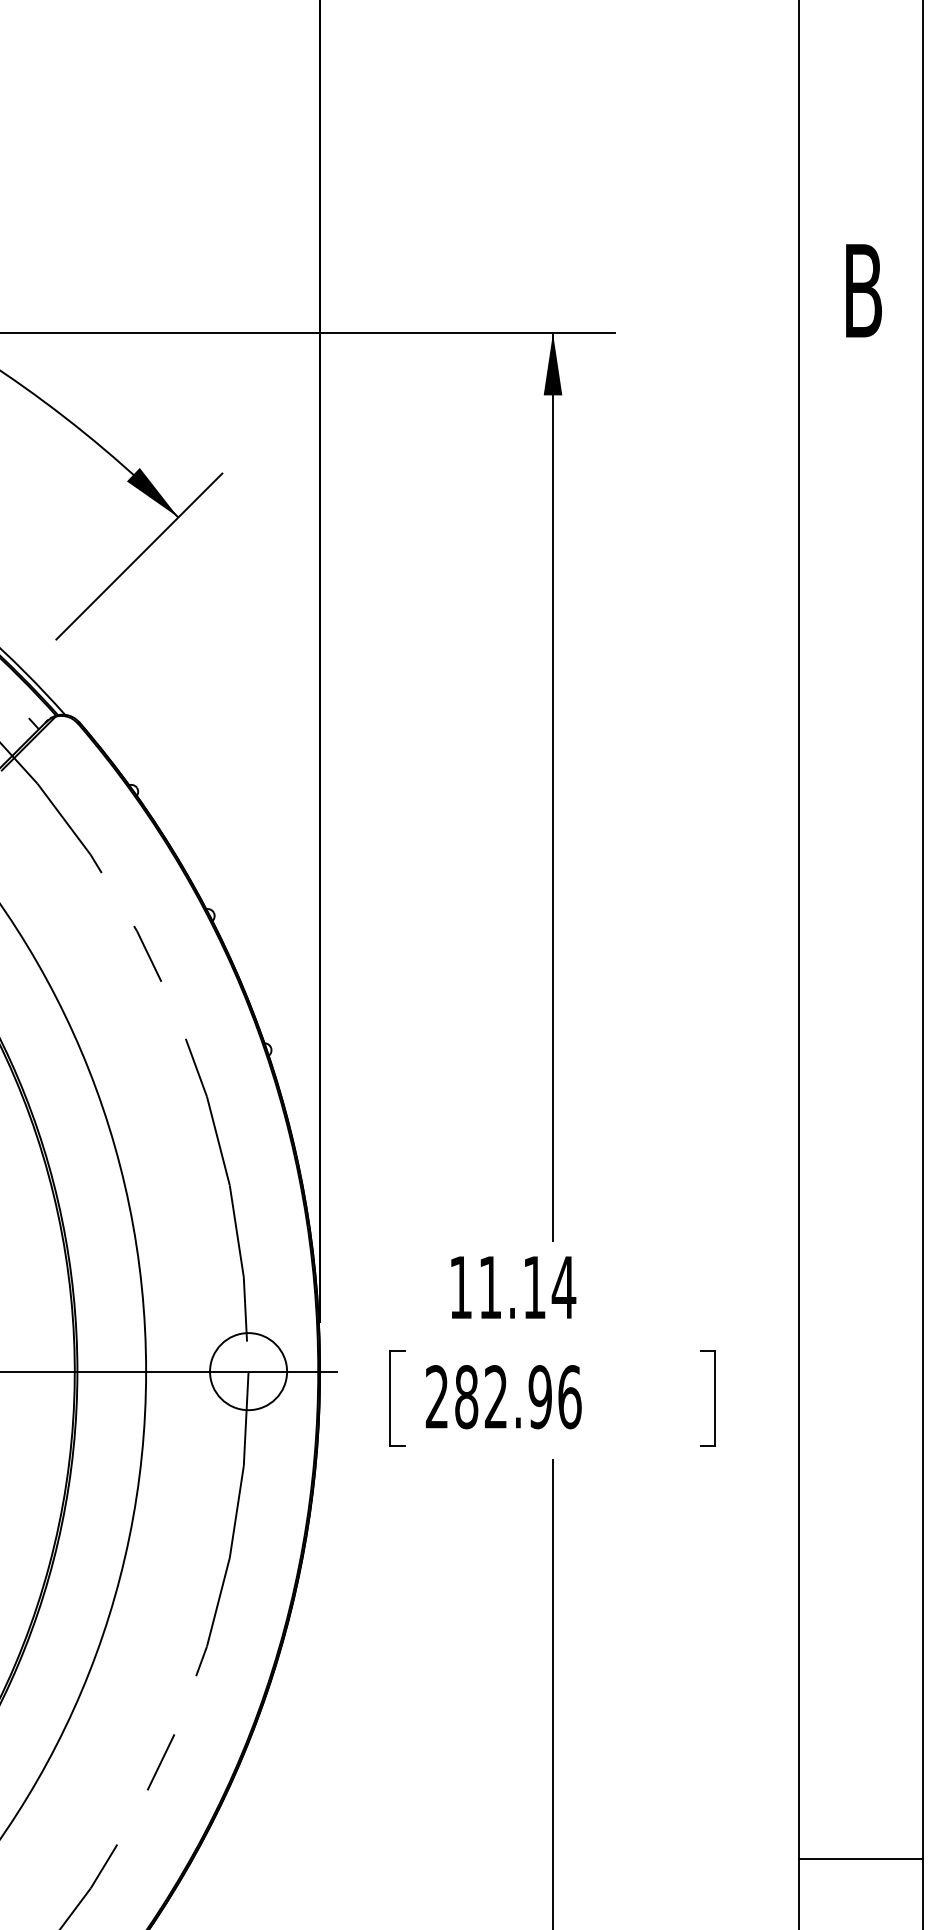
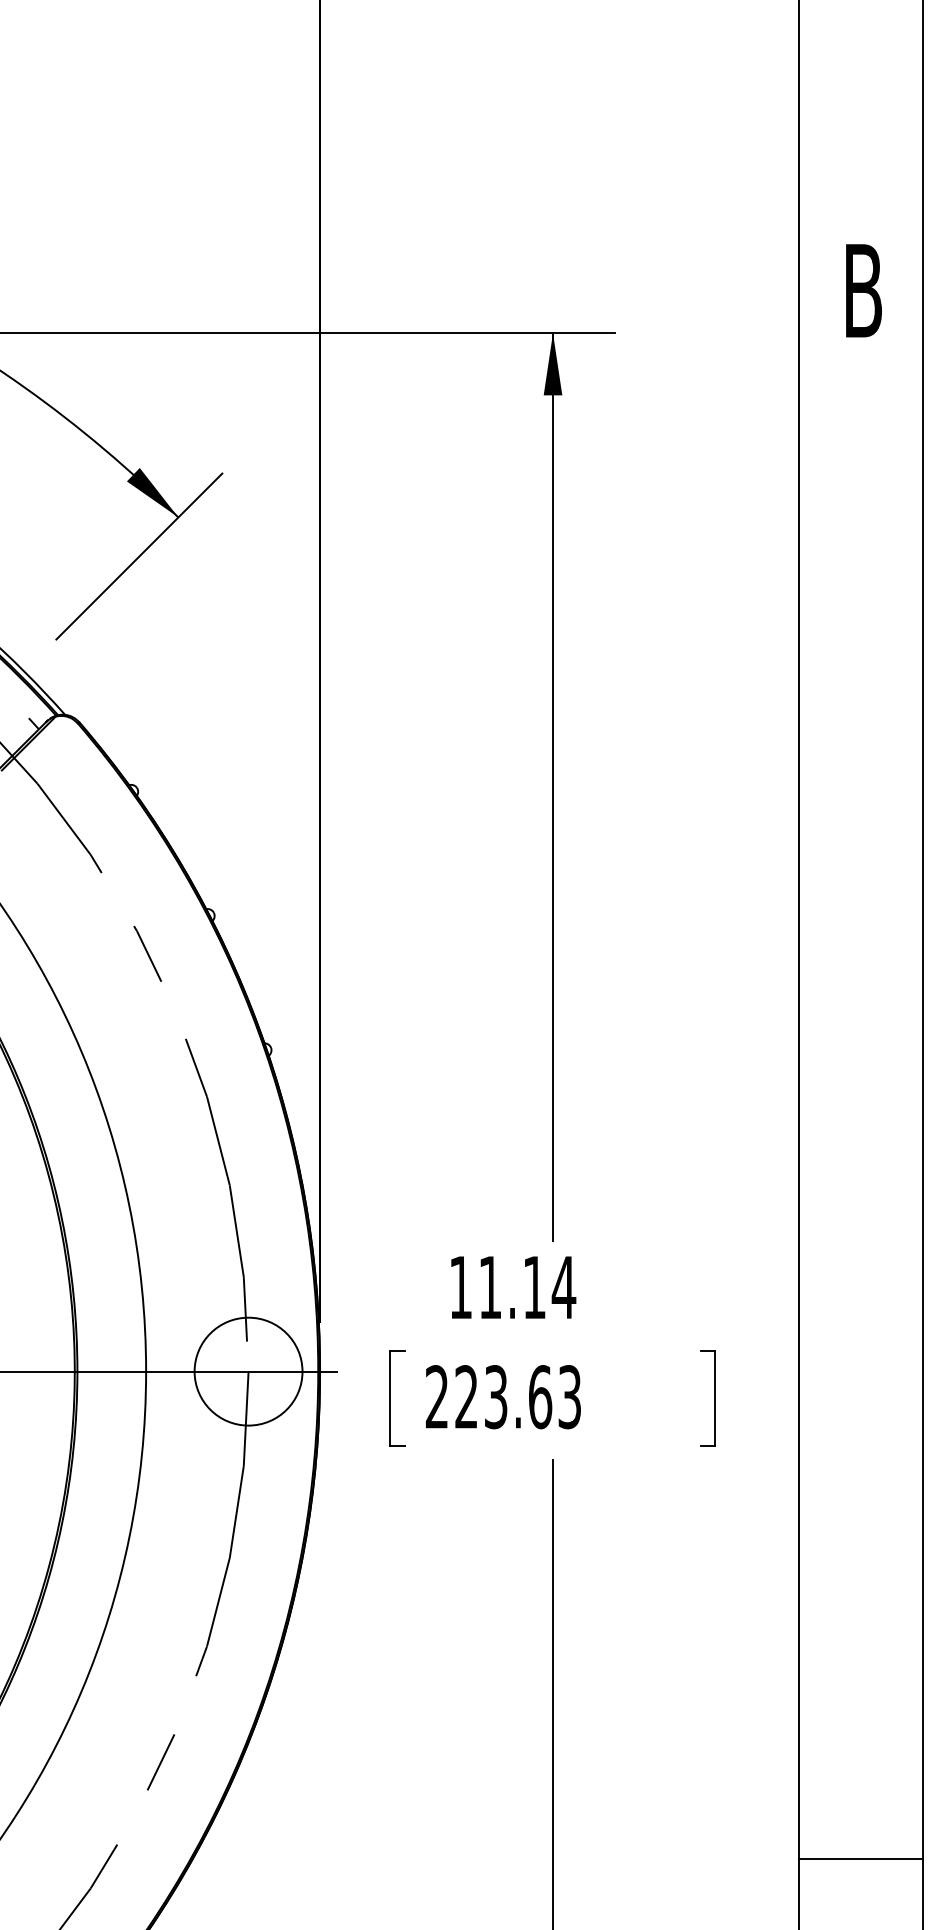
circle diameter: 77 px -> 108 px (248, 1371)
text: 282.96 -> 223.63 (518, 1397)
